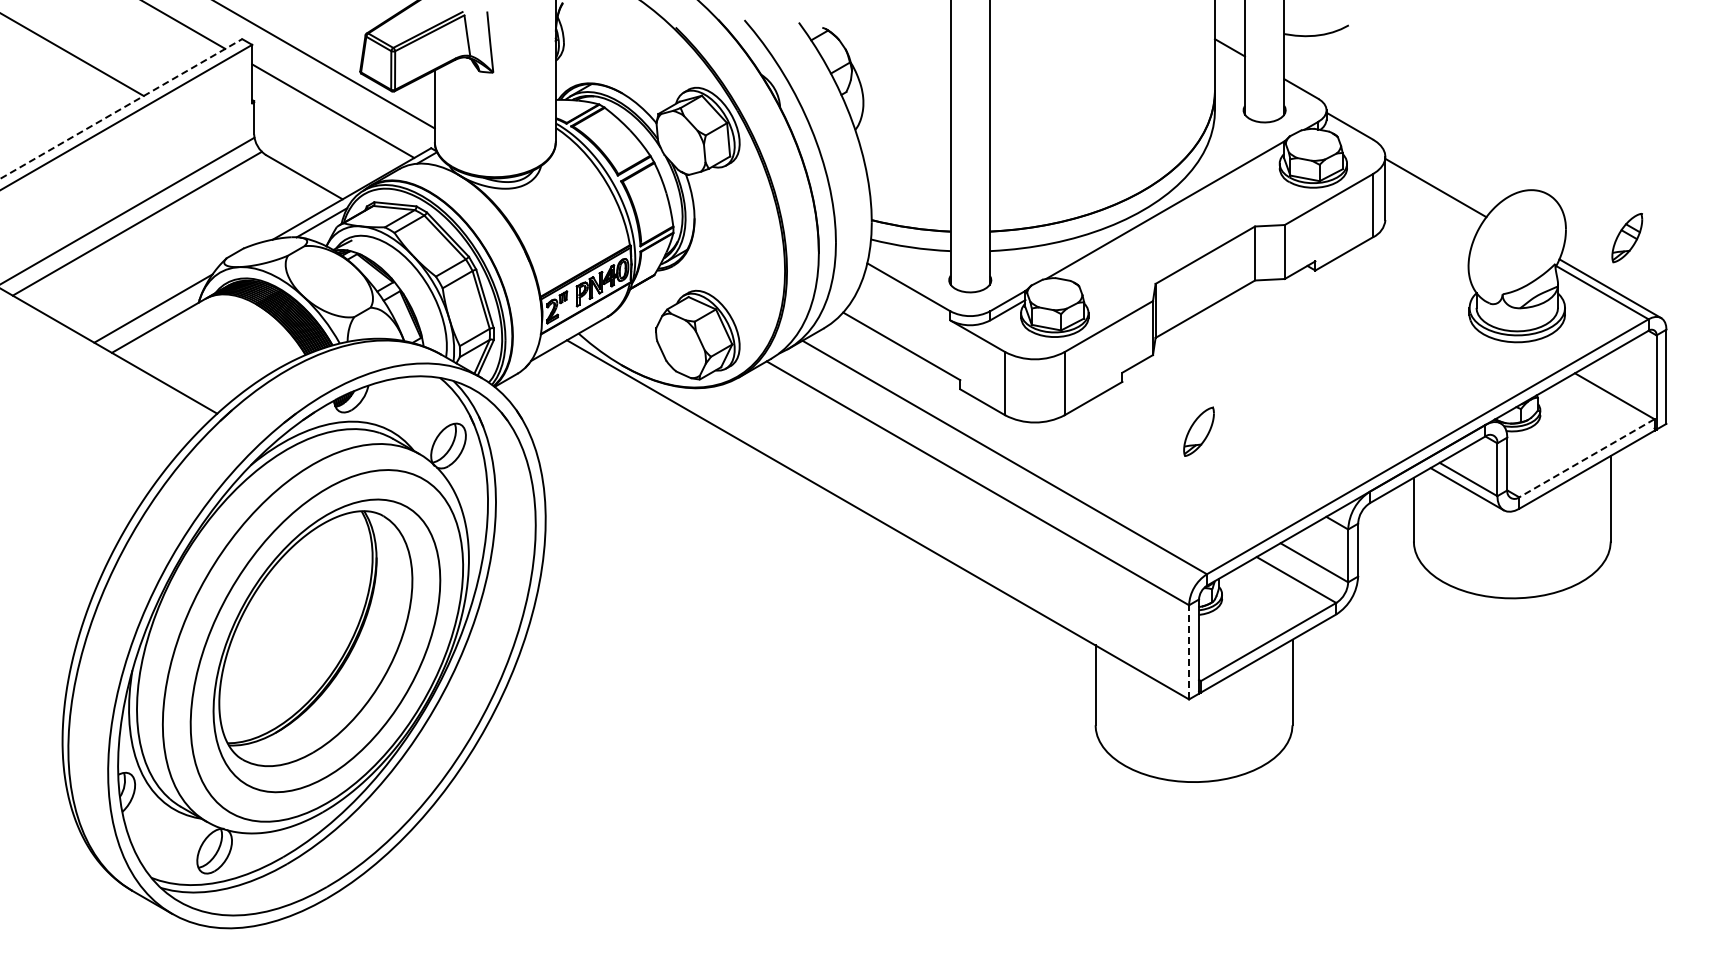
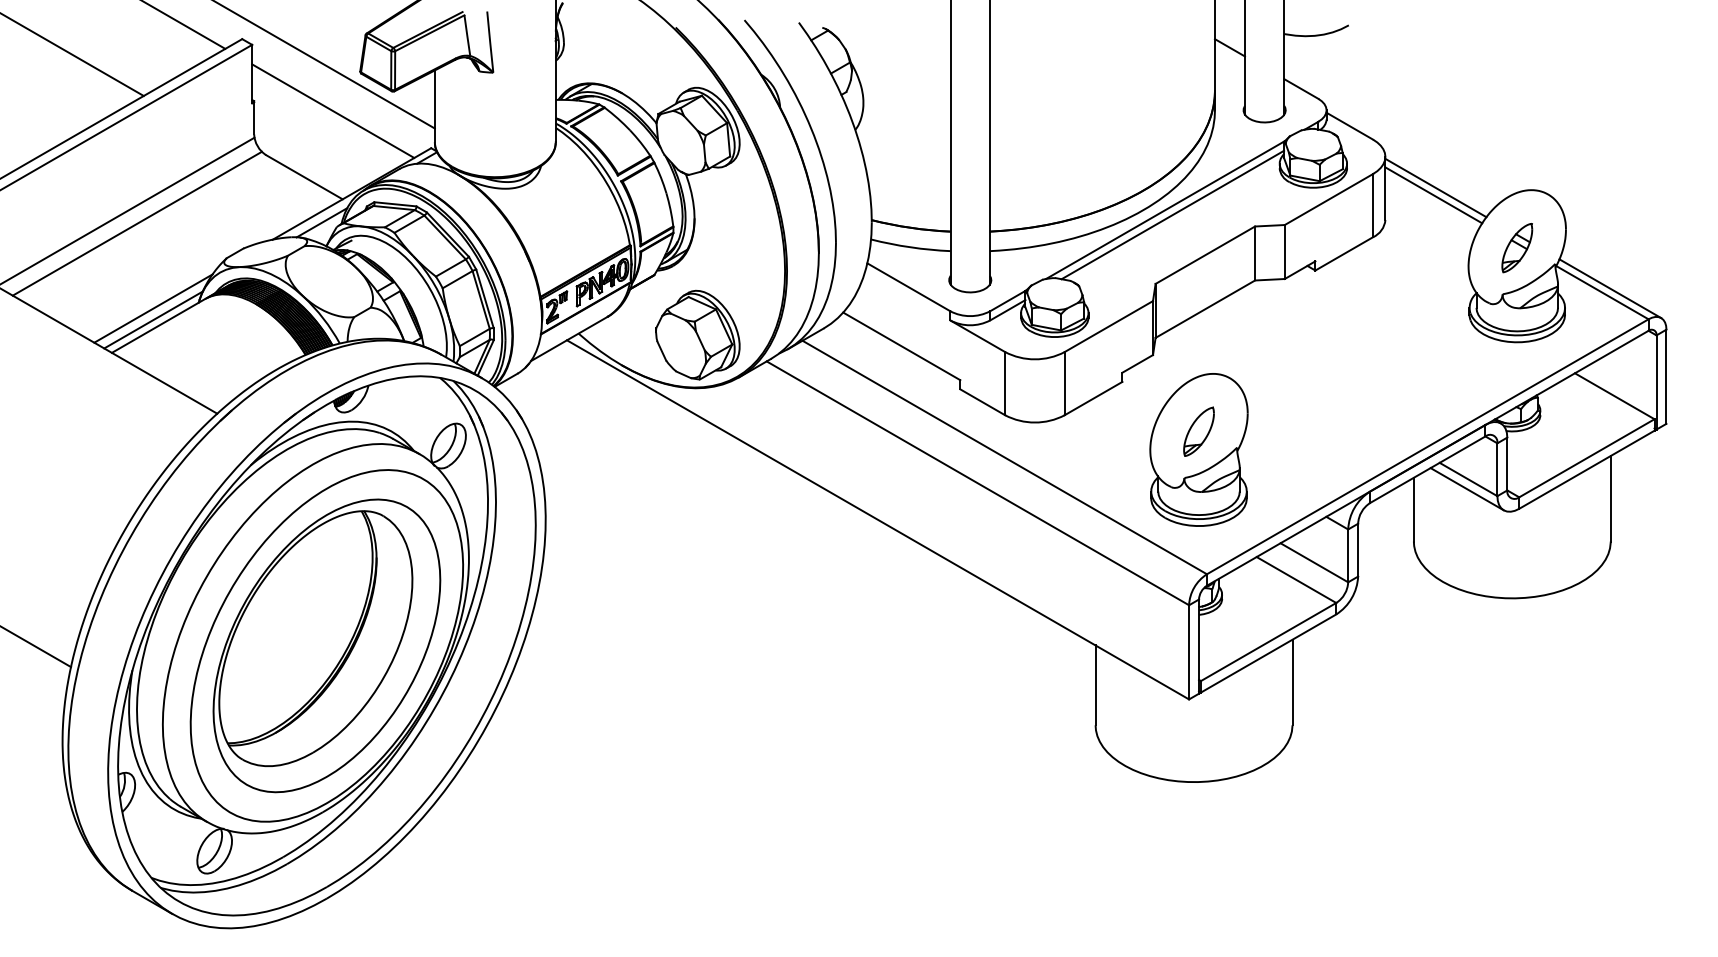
line: dashed -> solid (121, 108)
line: none -> present (1433, 195)
line: none -> present (1172, 214)
part position: (1627, 238) -> (1517, 248) (1517, 248)
line: none -> present (153, 319)
part: none -> present (1198, 449)
line: dashed -> solid (1586, 458)
line: none -> present (36, 647)
line: dashed -> solid (1189, 651)
